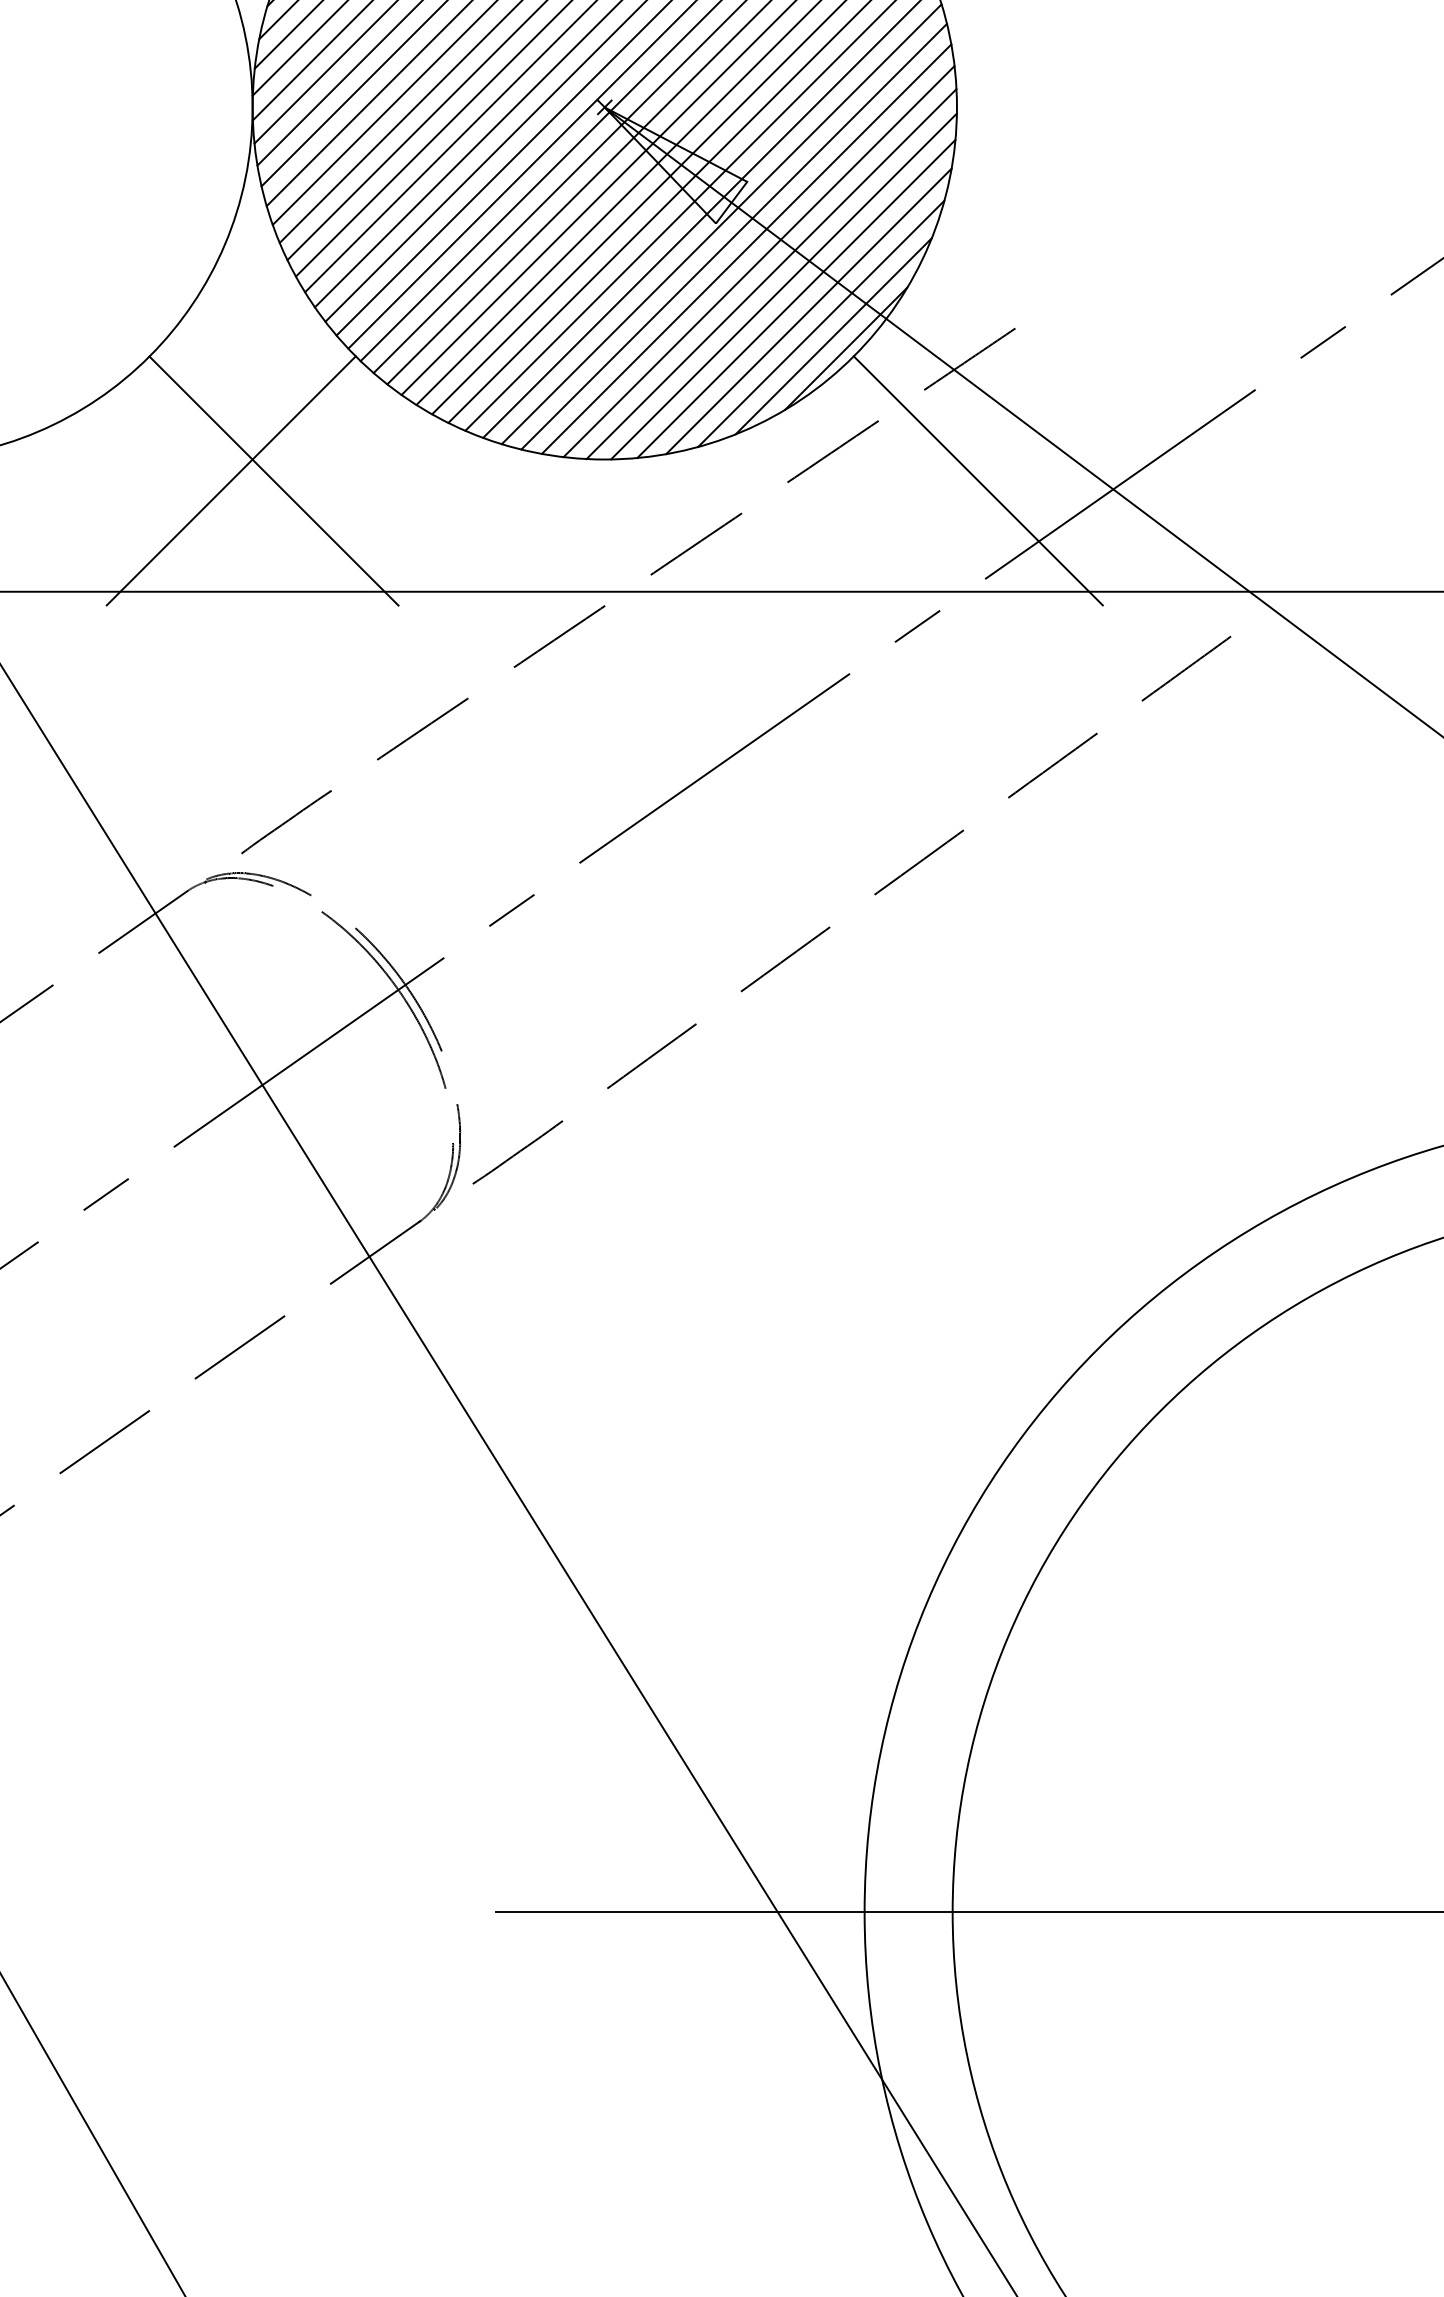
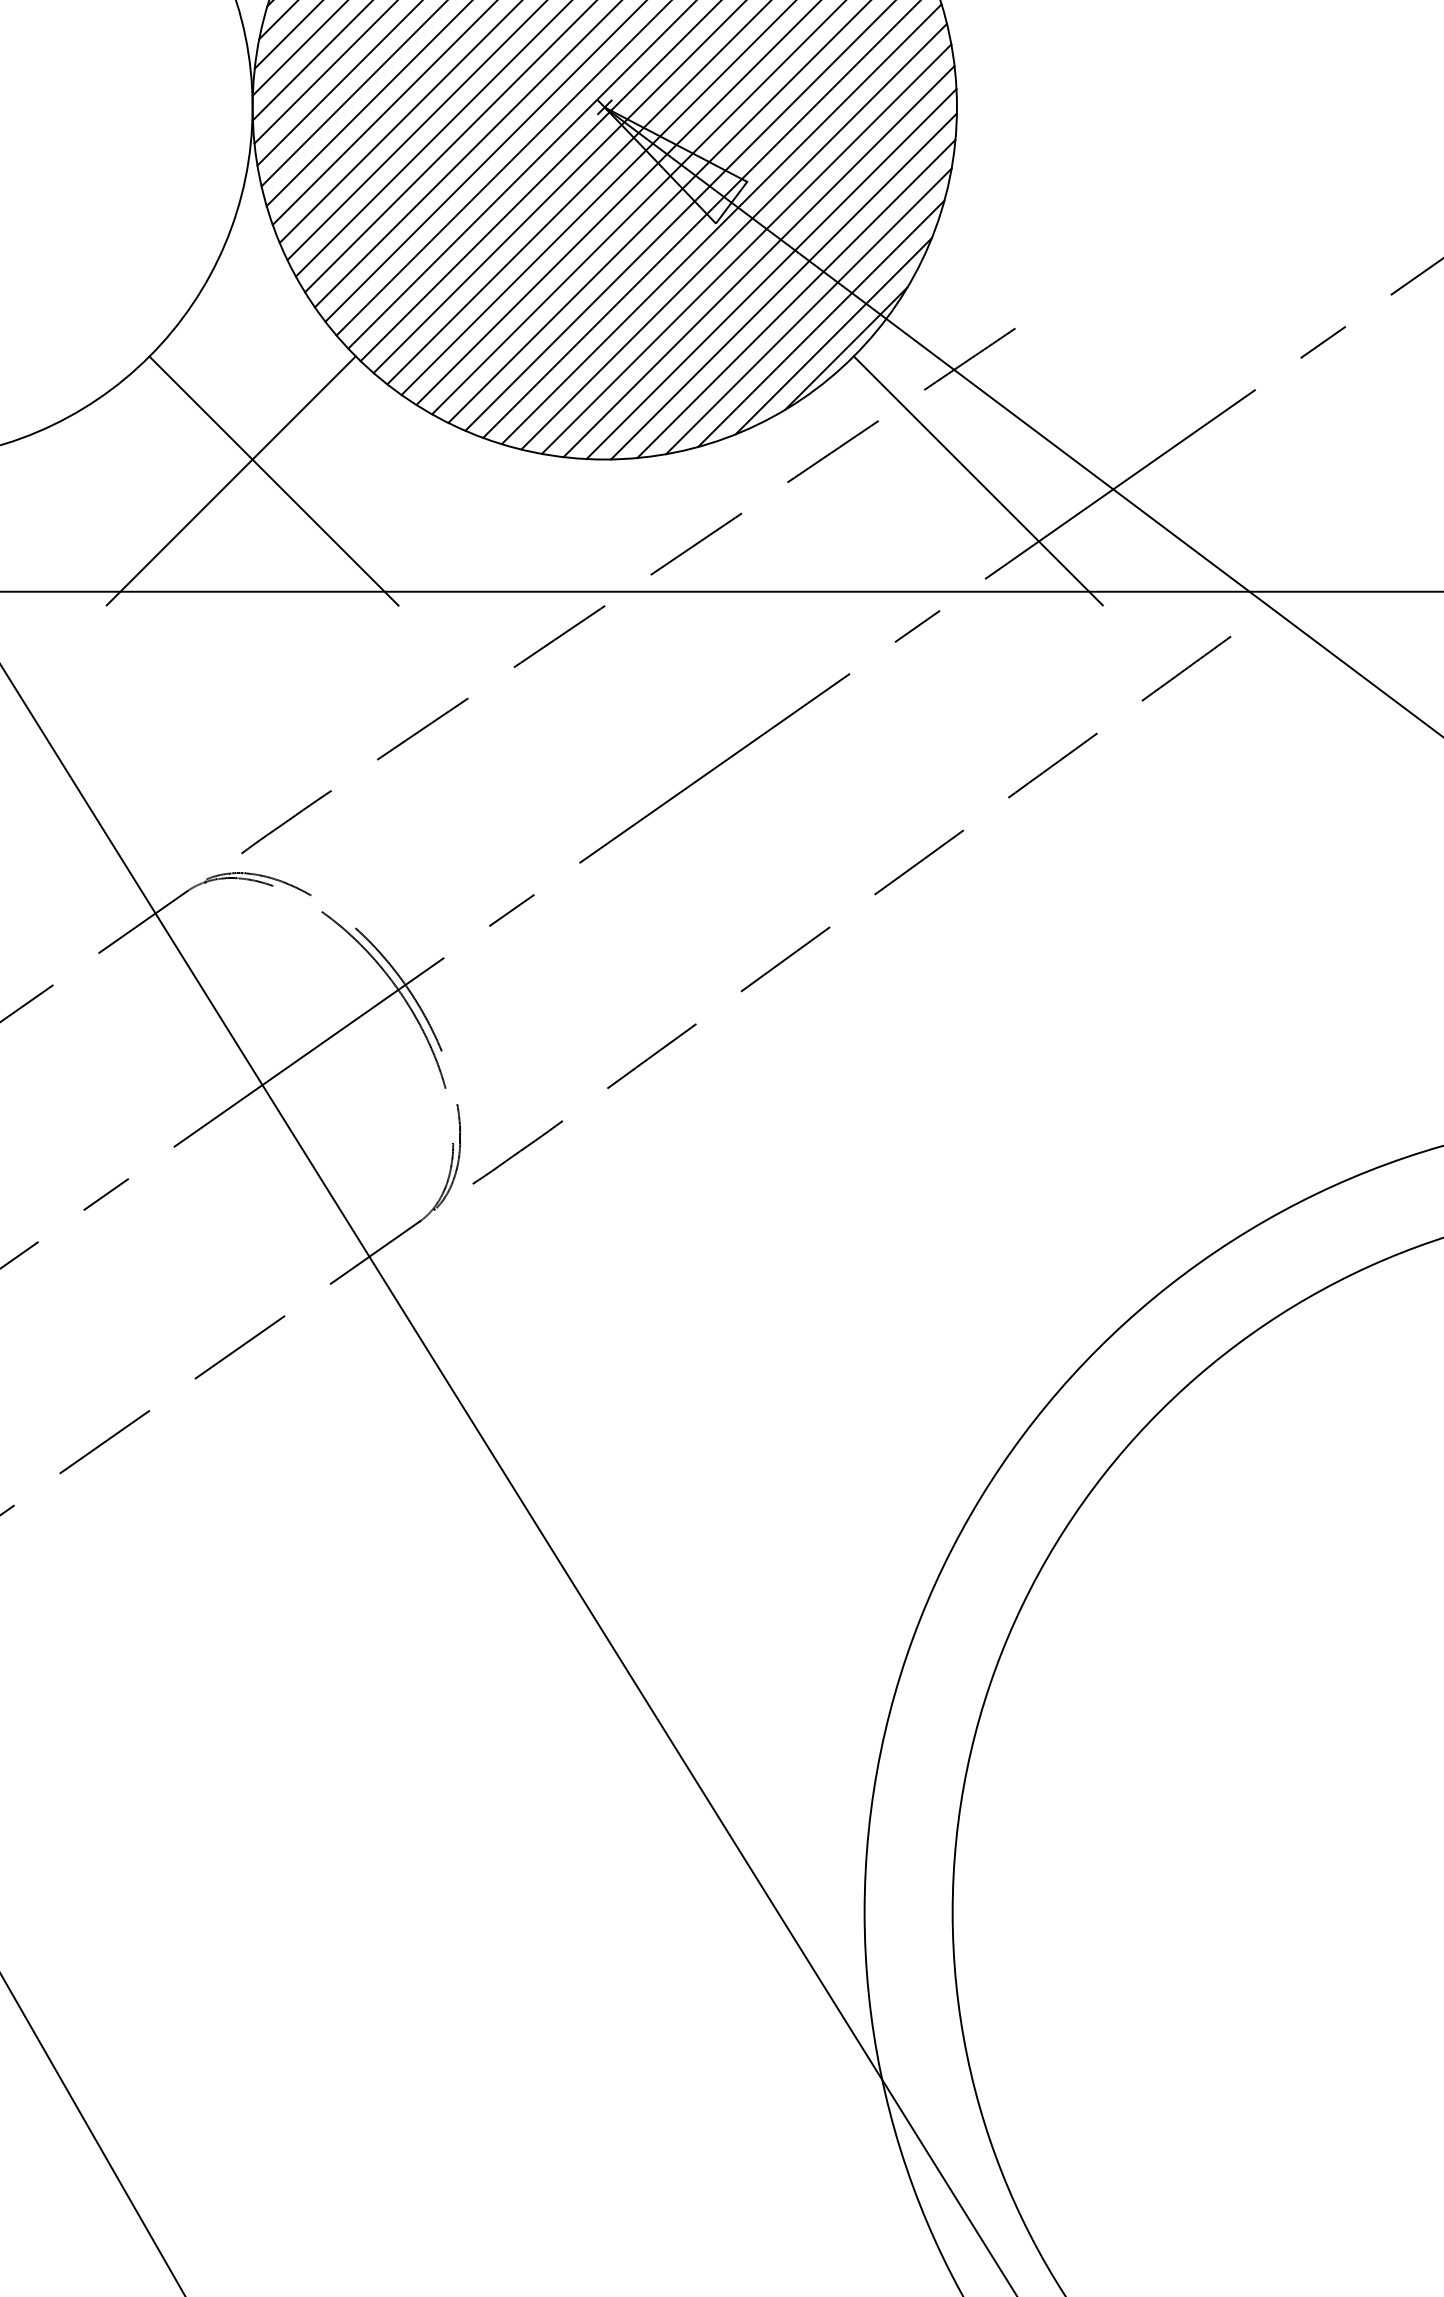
line: present -> none (967, 1912)
